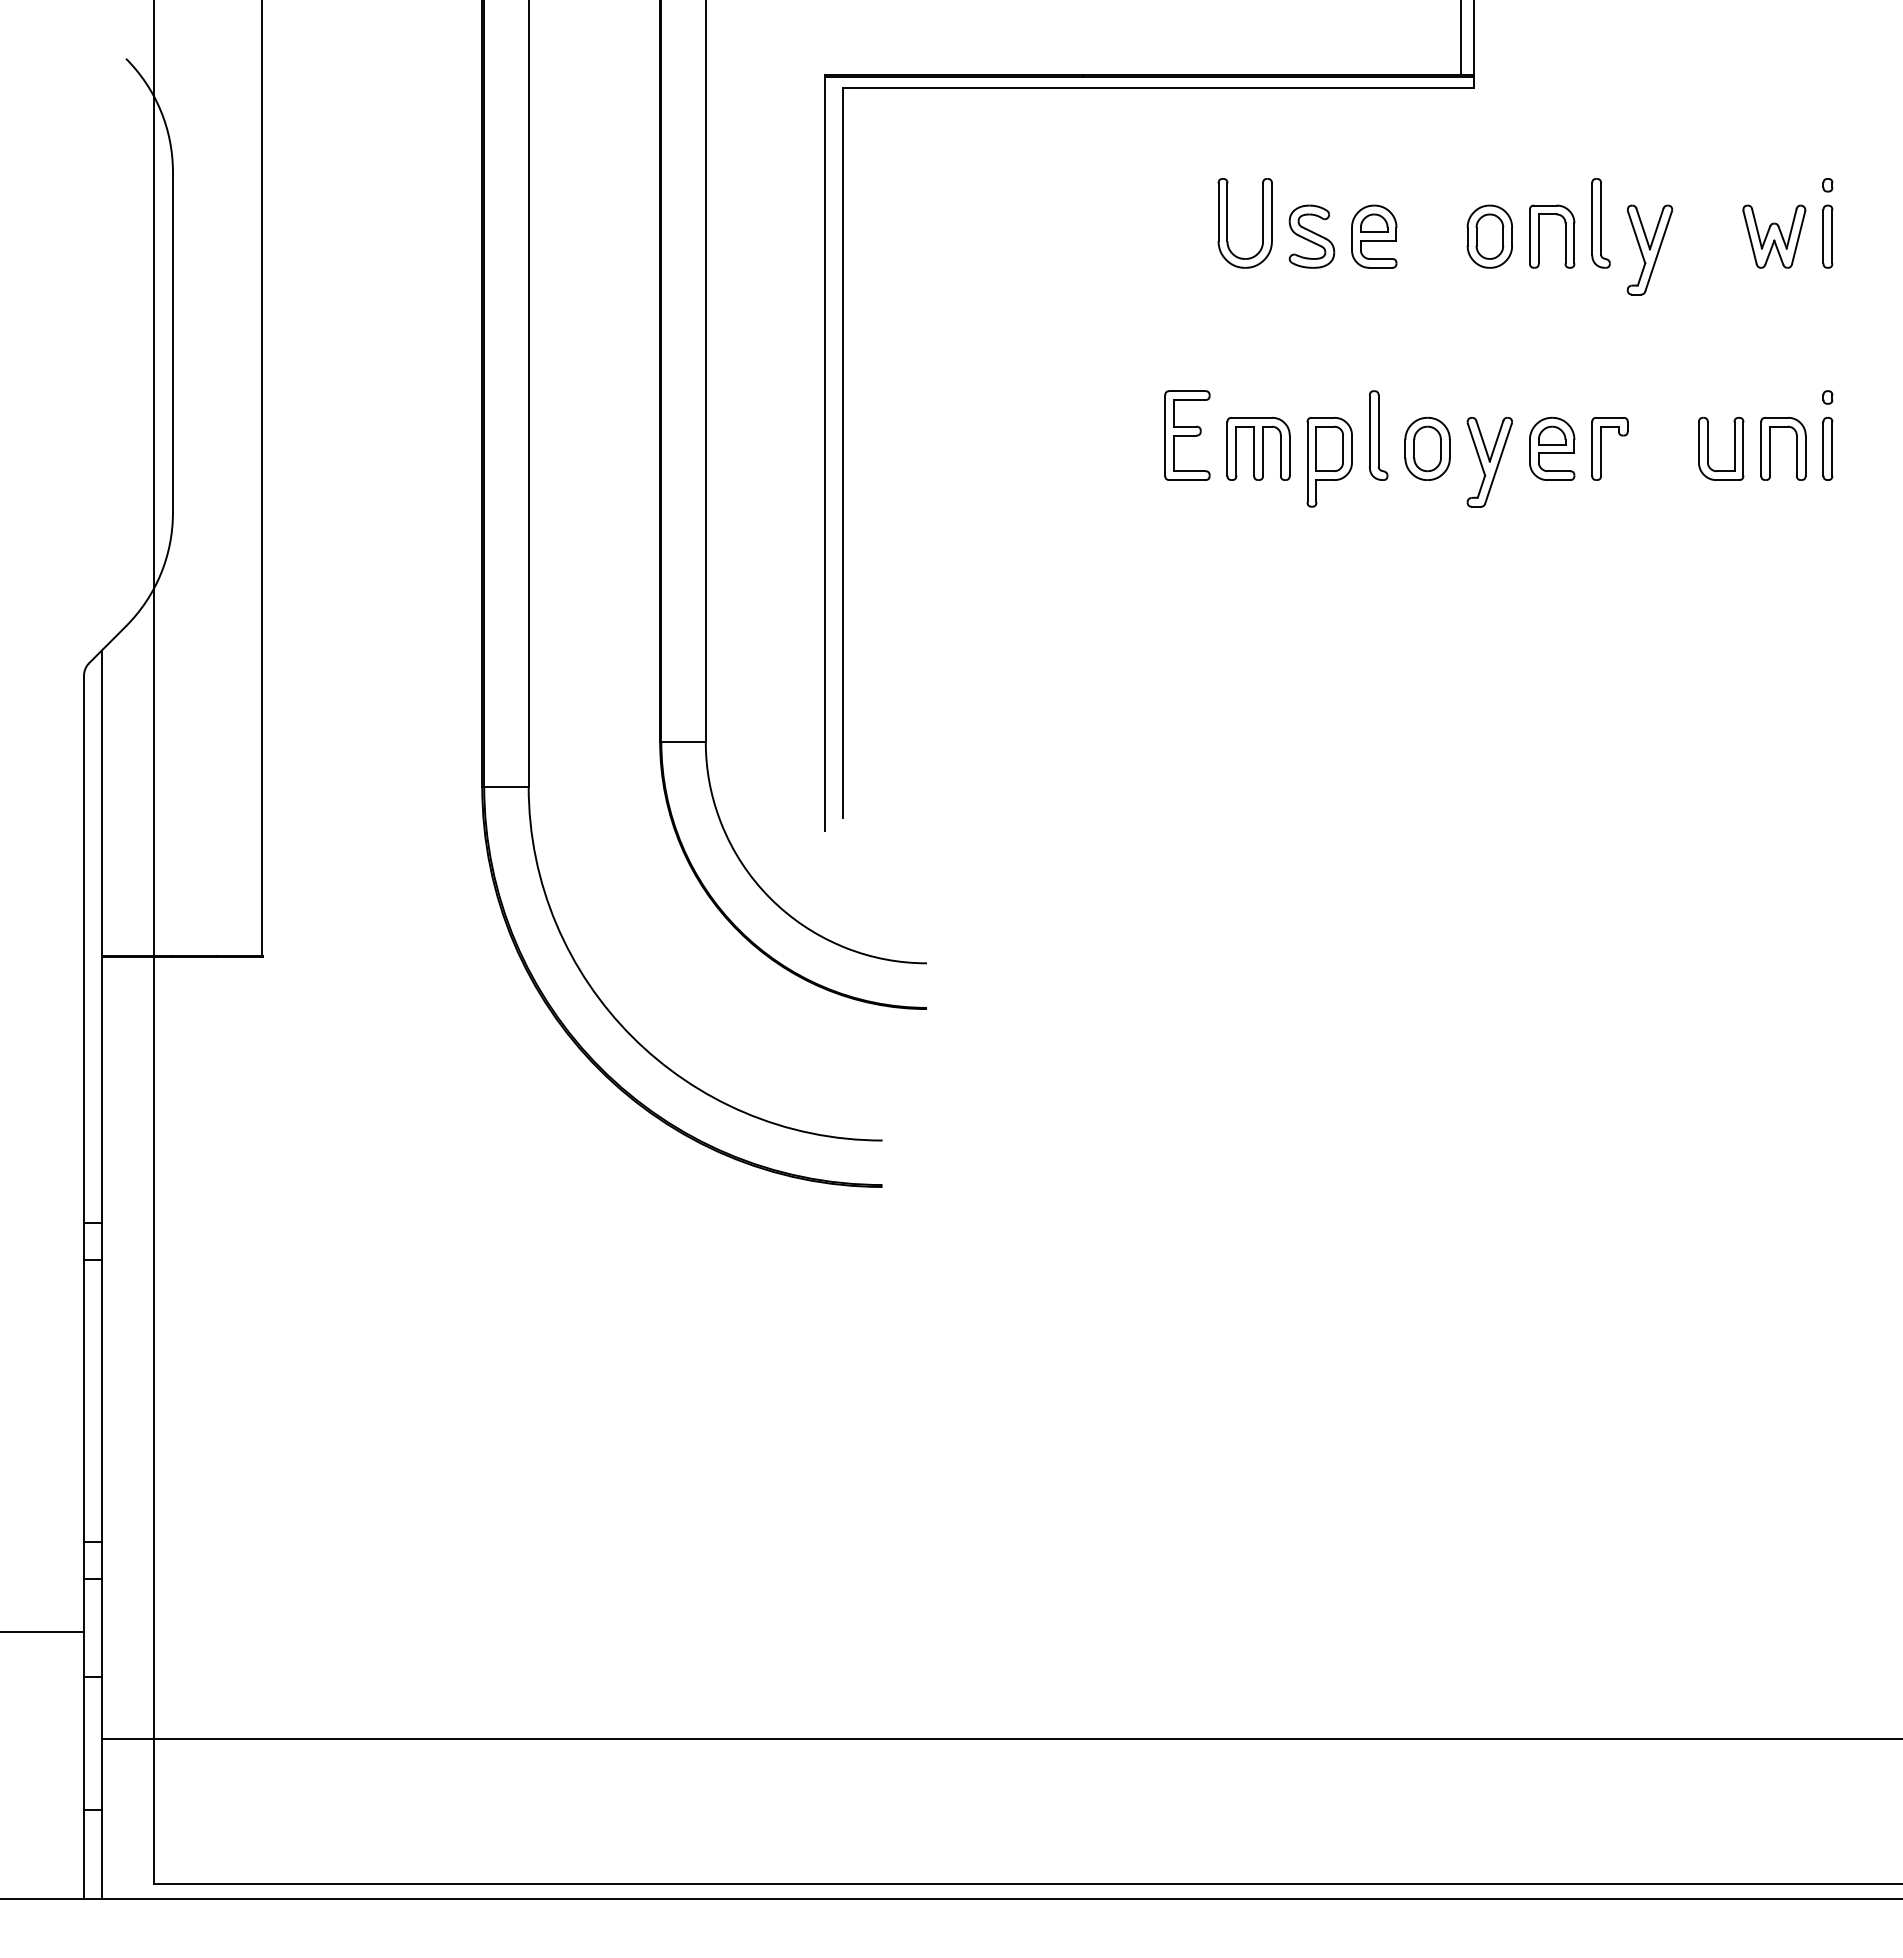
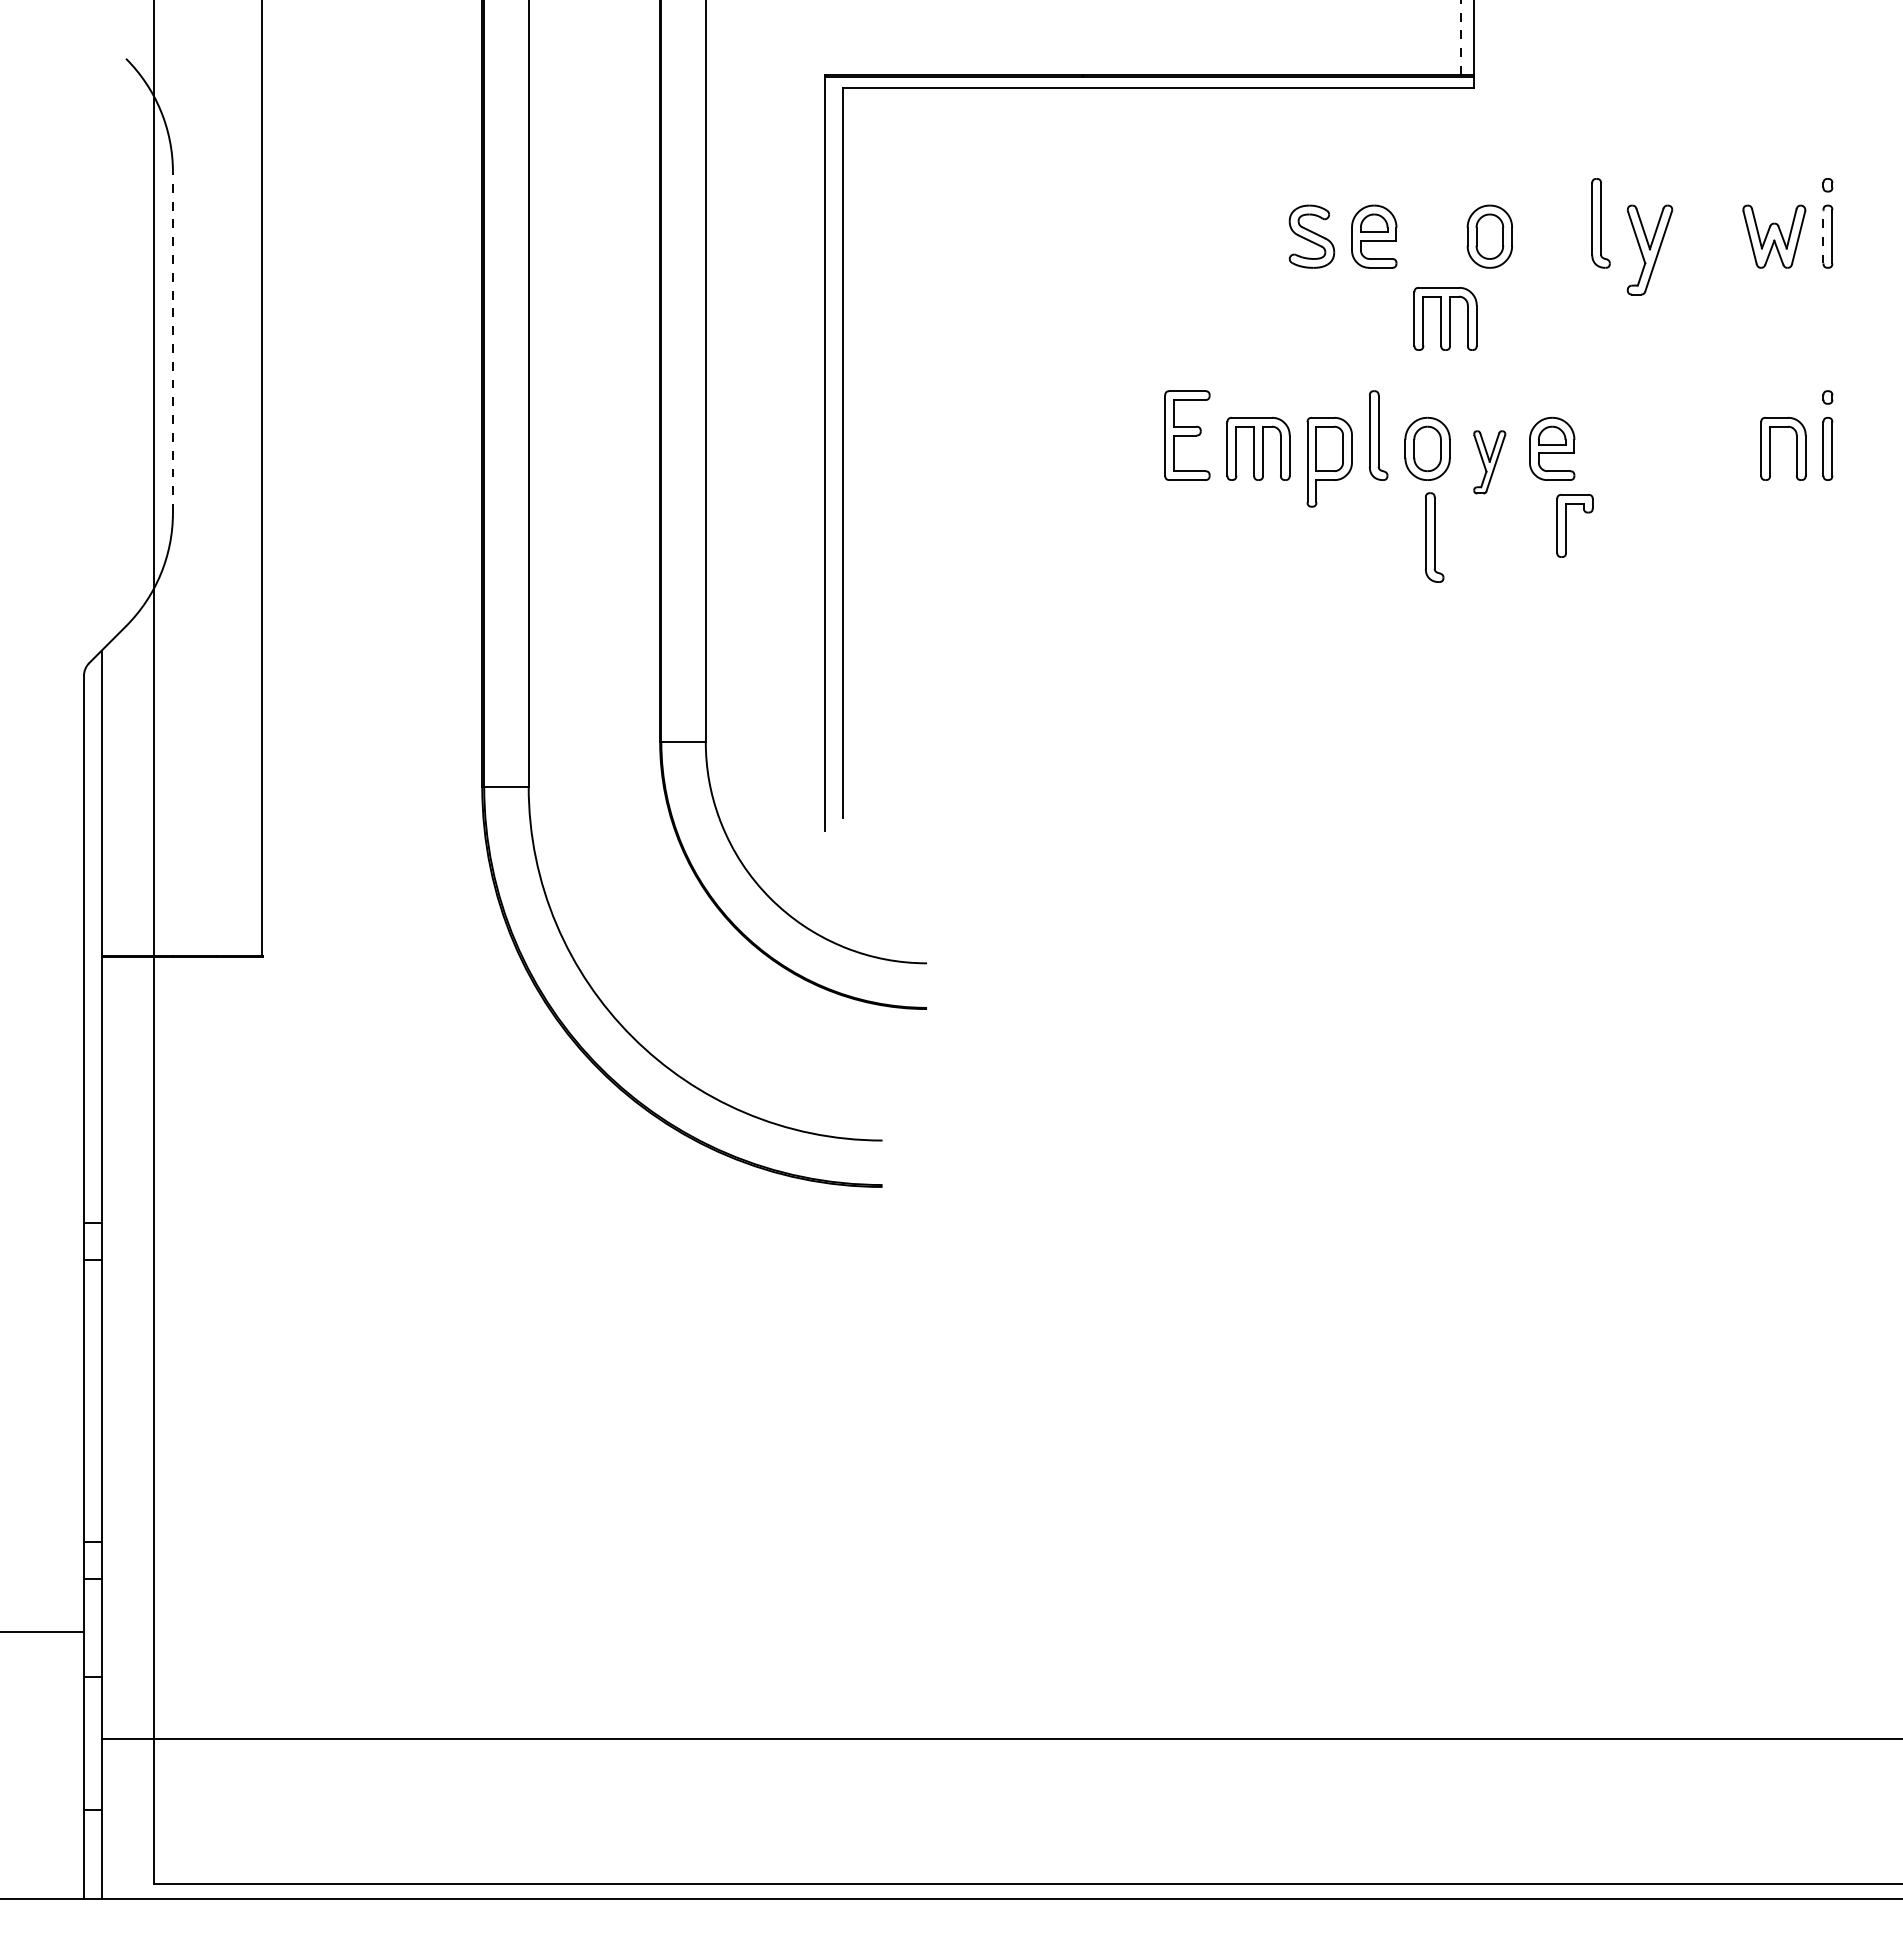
line: solid -> dashed (1460, 37)
part: present -> none (1227, 223)
part: present -> none (1539, 236)
line: solid -> dashed (1823, 236)
part: none -> present (1445, 318)
line: solid -> dashed (172, 342)
part position: (1601, 448) -> (1566, 525) (1566, 525)
part: present -> none (1708, 448)
part size: 47x91 px -> 34x65 px (1489, 462)
part: none -> present (1434, 537)
